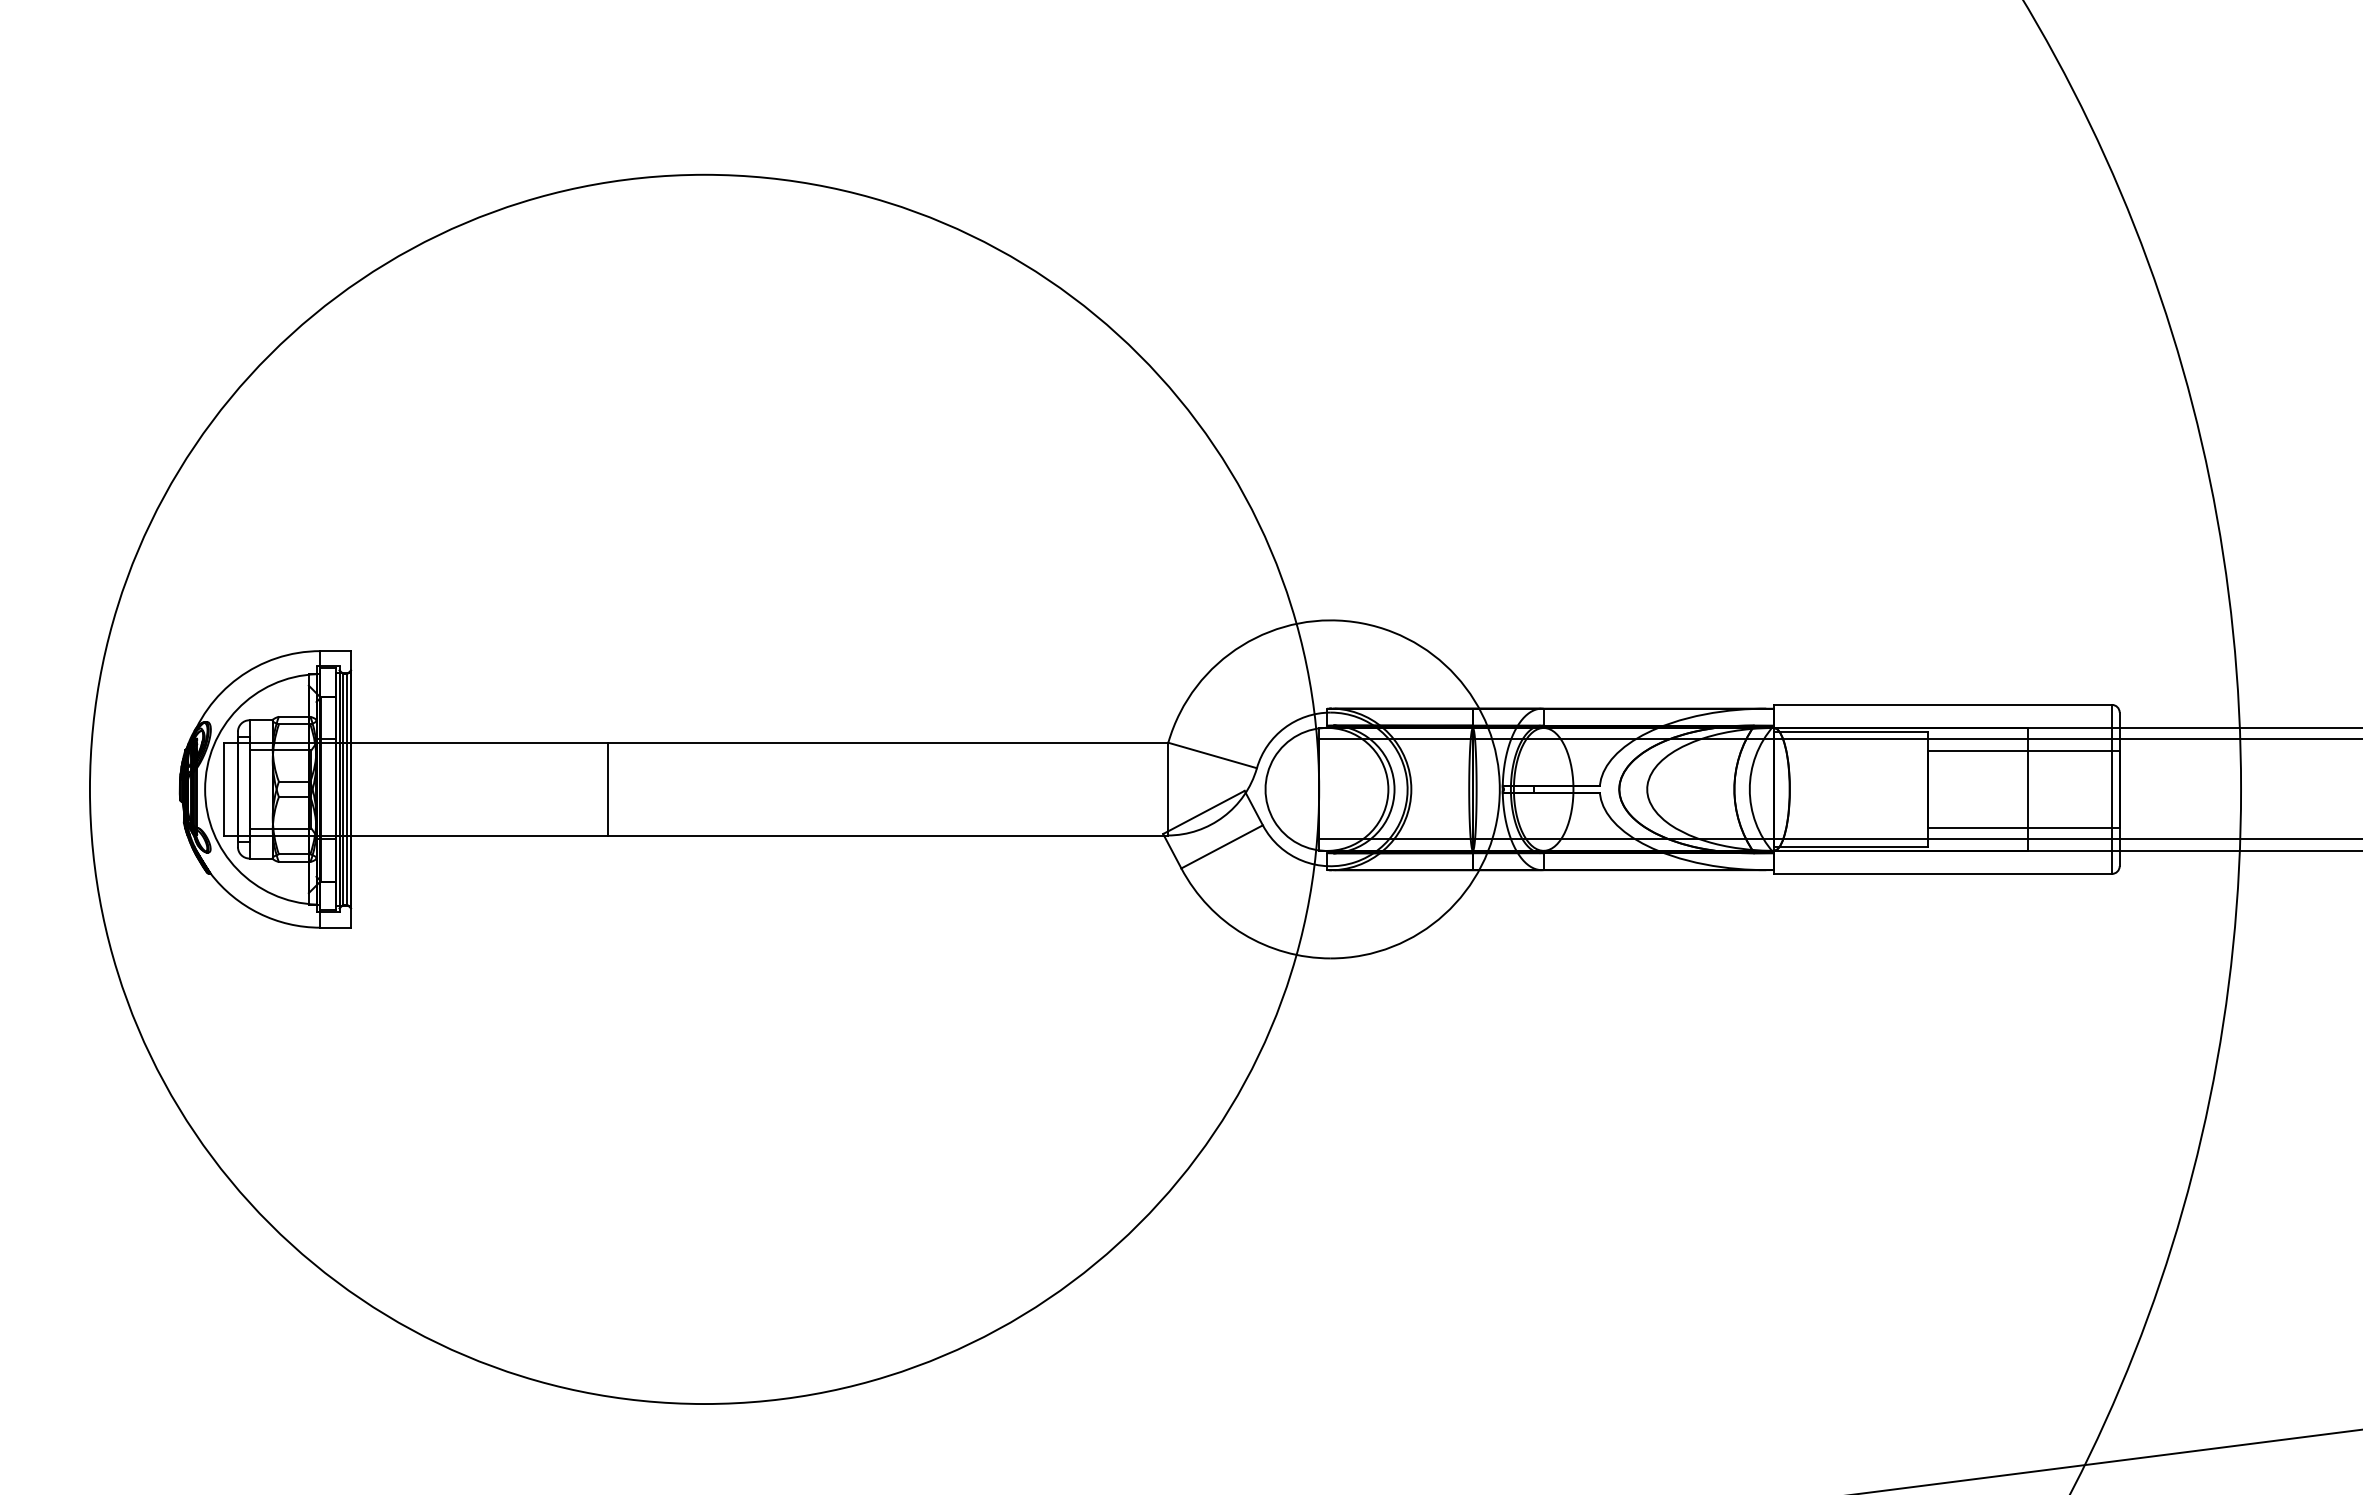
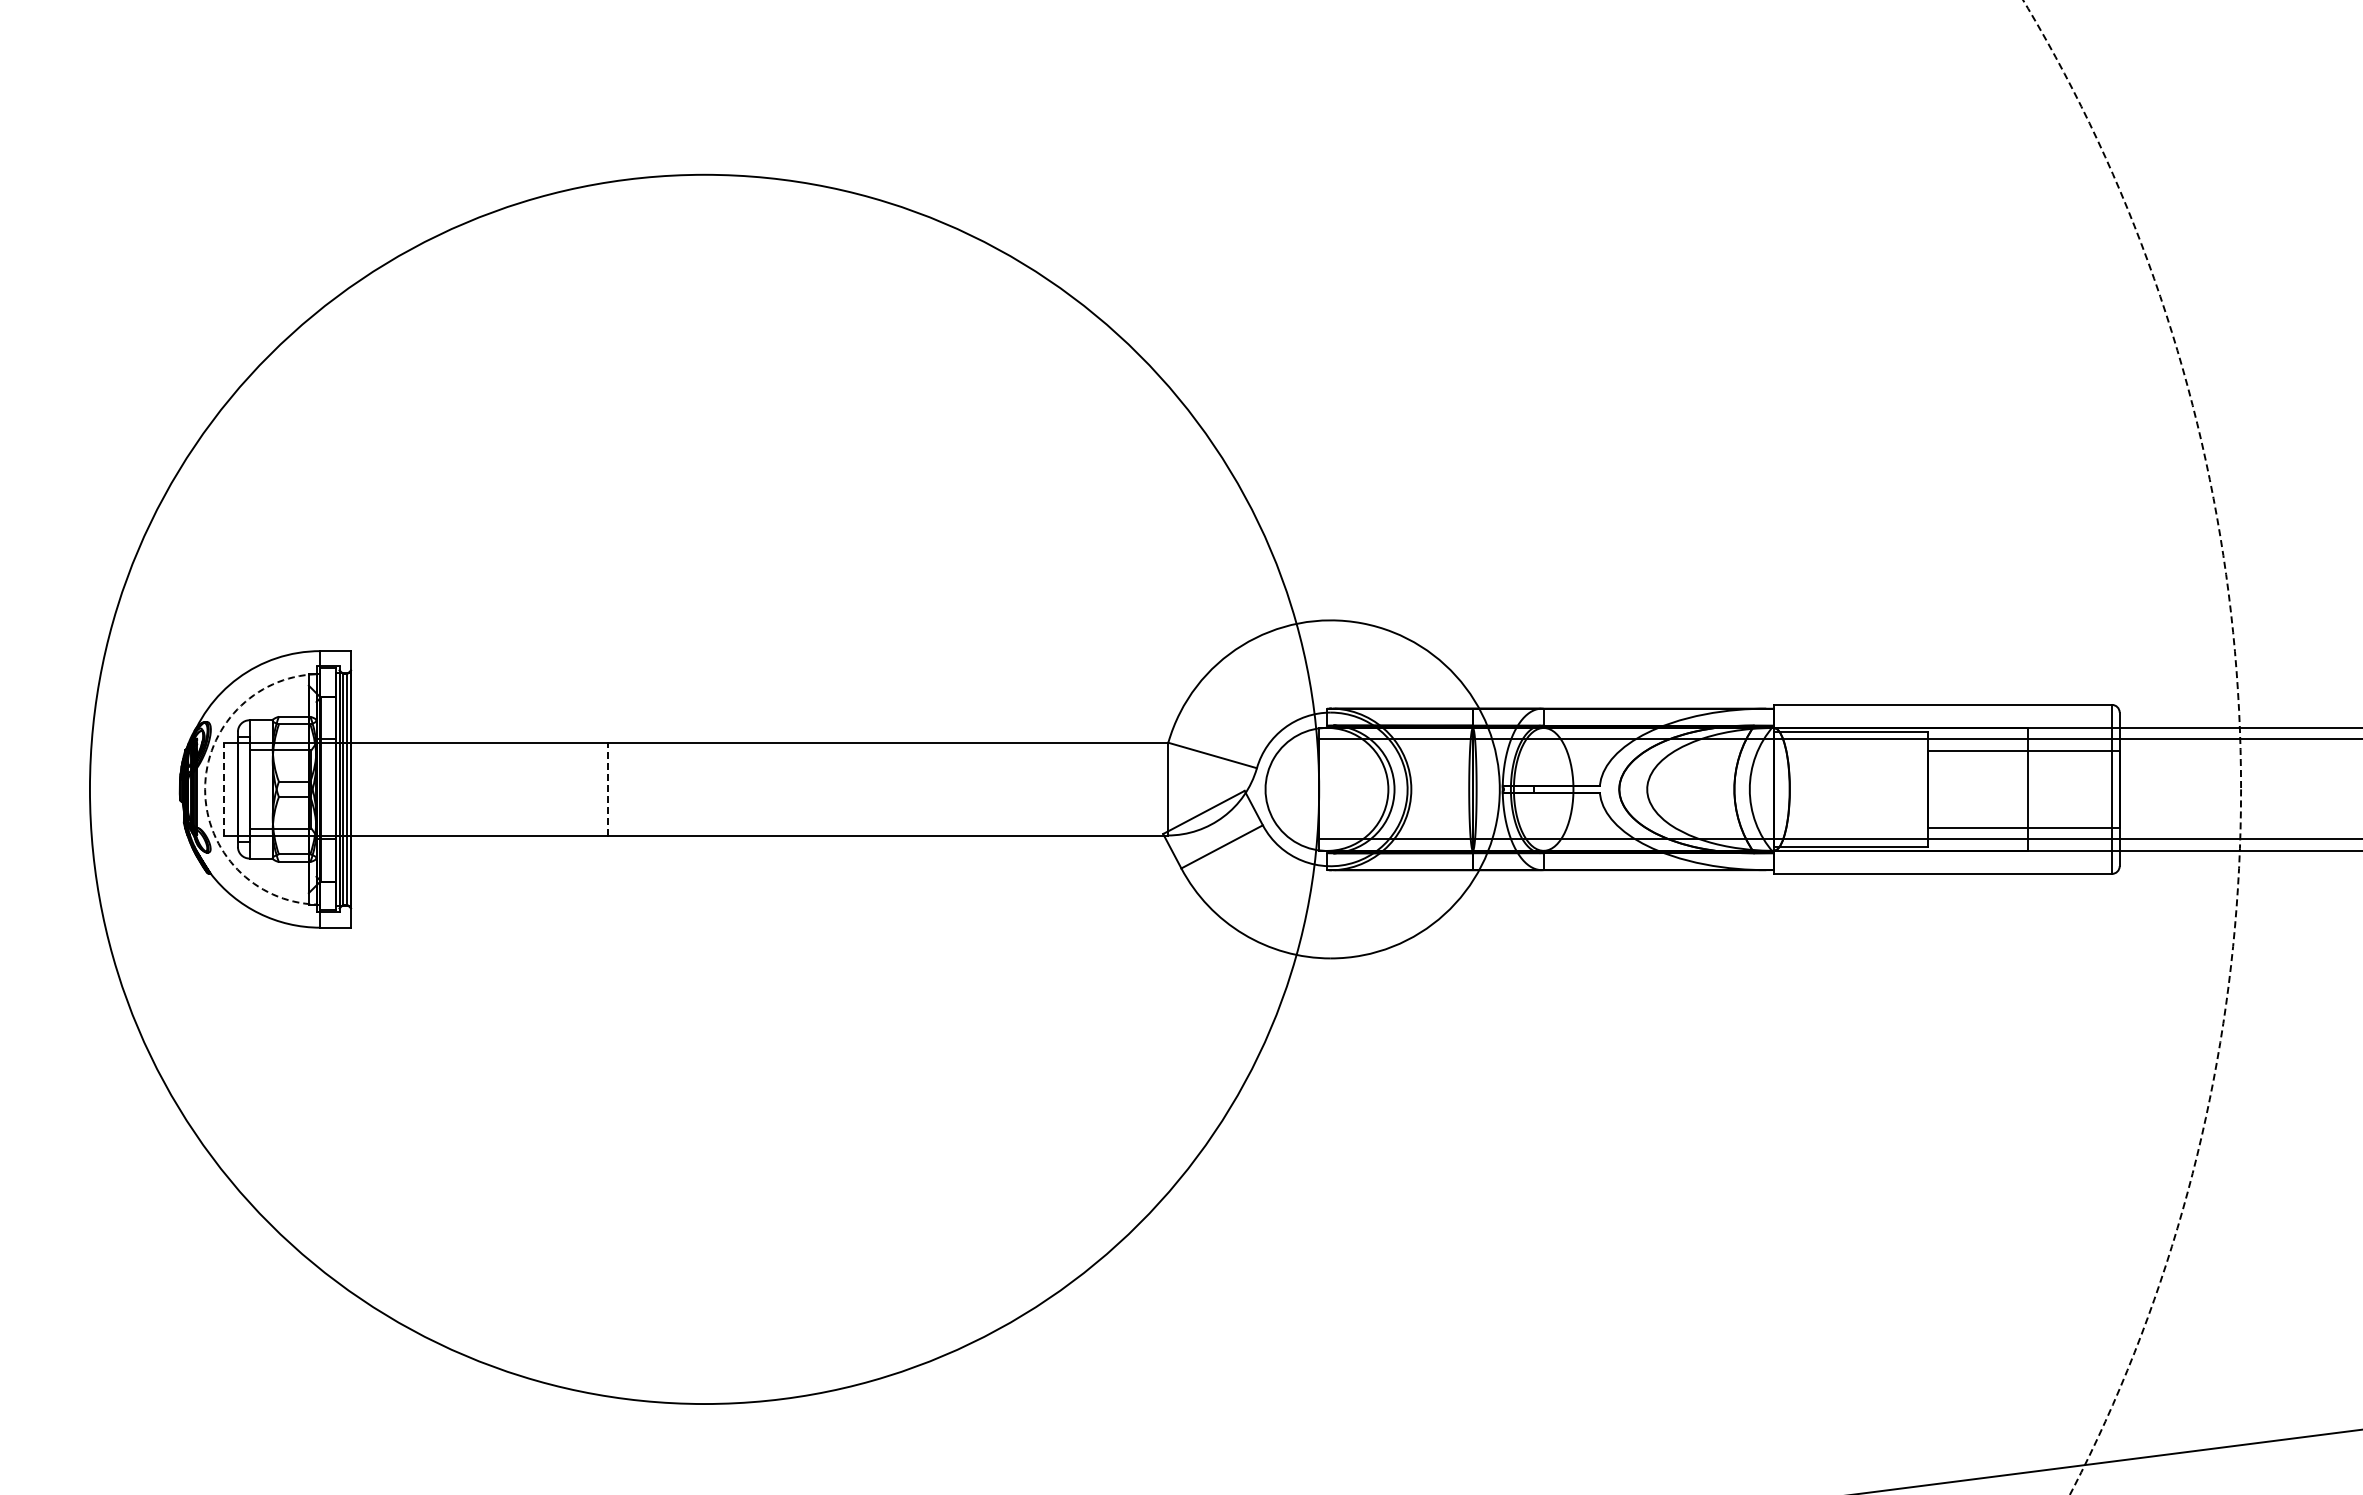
circle: solid -> dashed (2132, 747)
line: solid -> dashed (223, 788)
line: solid -> dashed (607, 788)
arc: solid -> dashed (205, 789)
